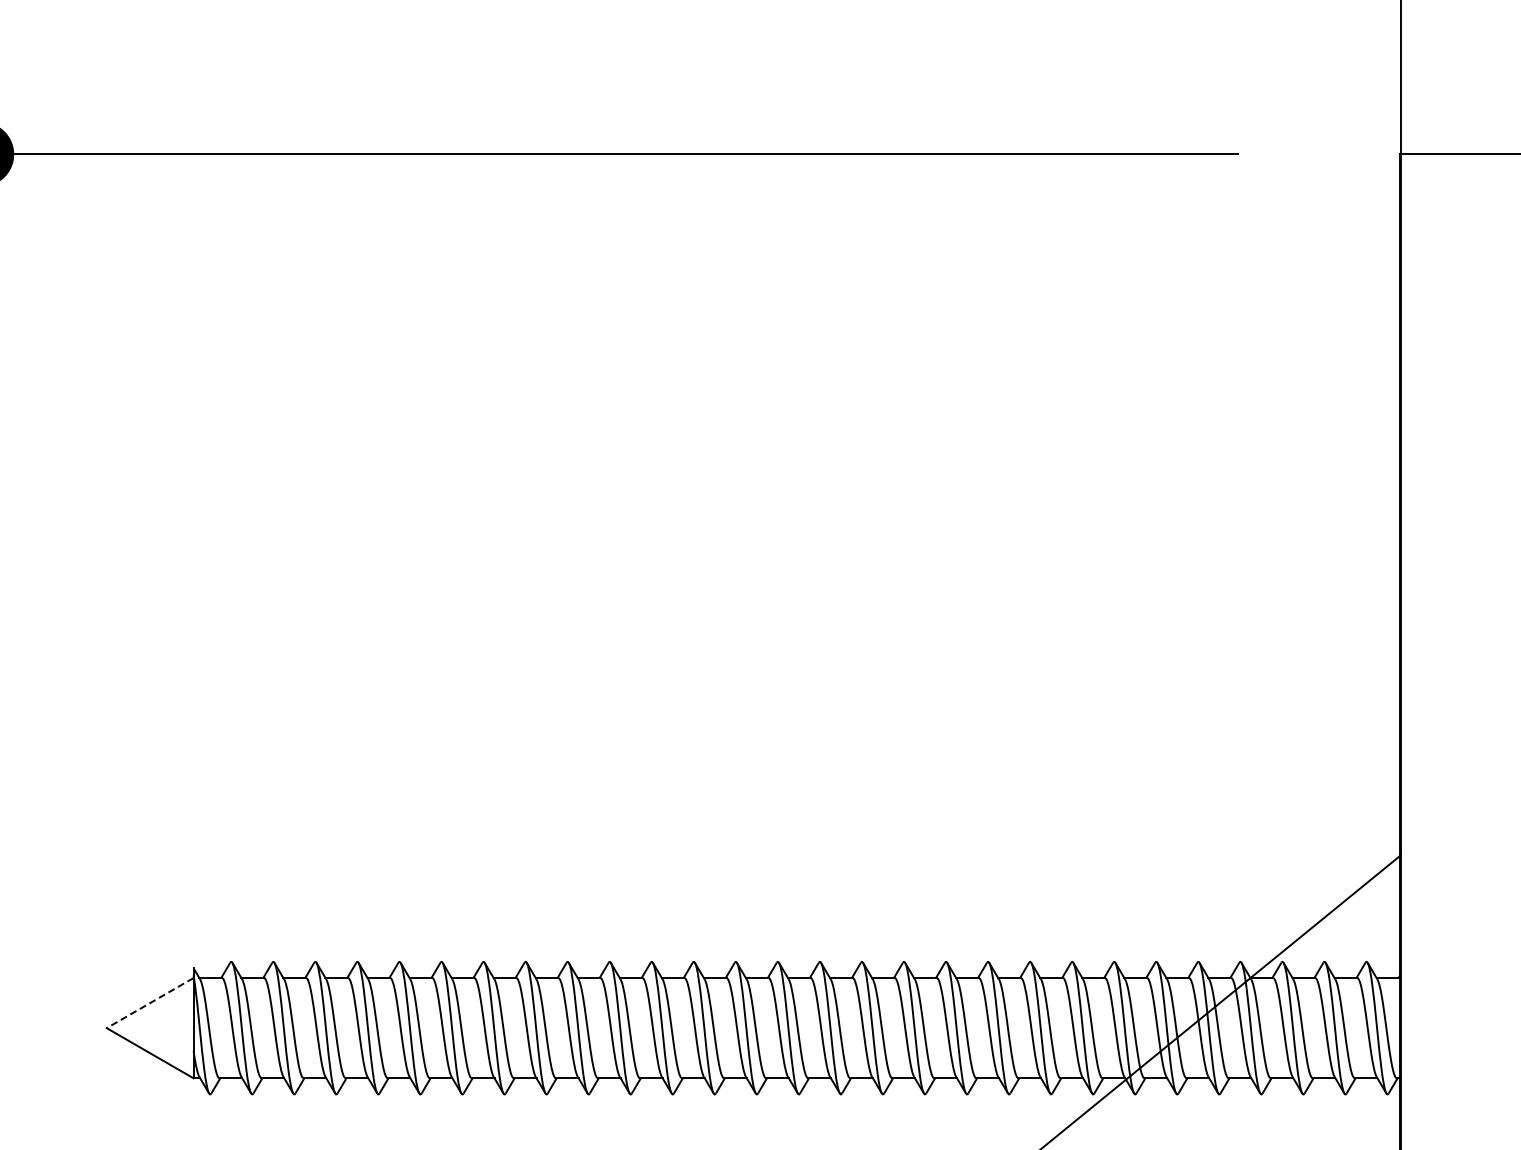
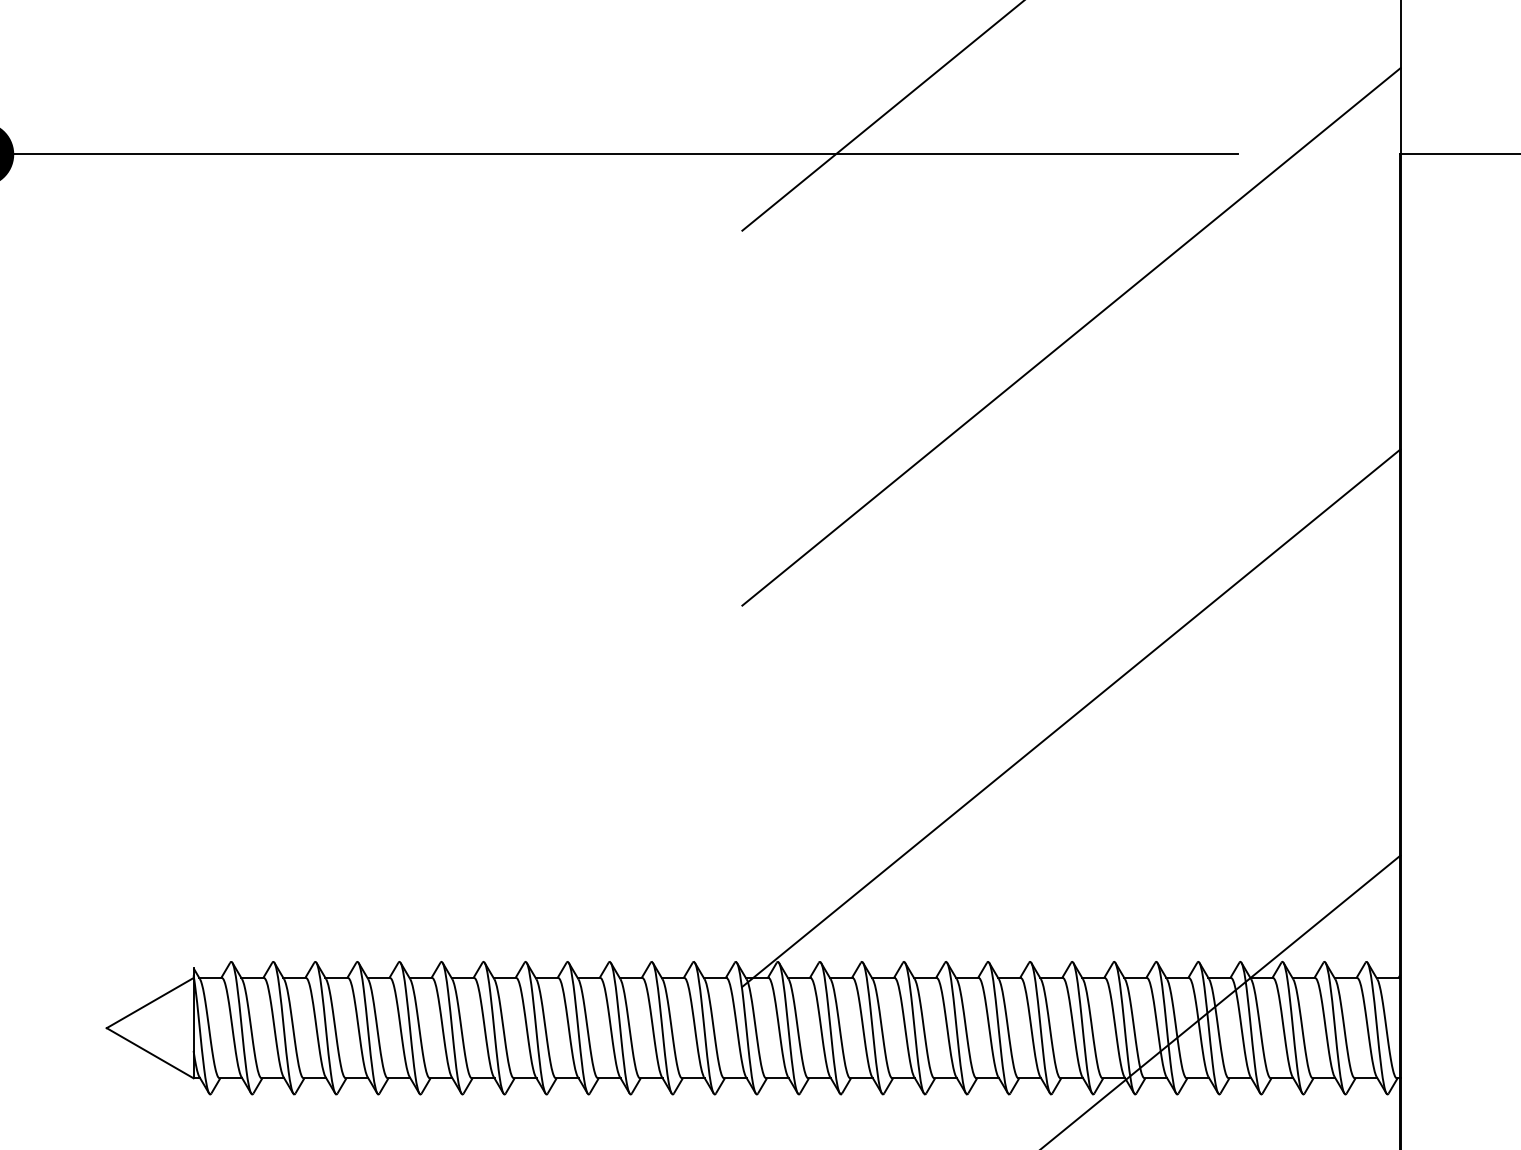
line: none -> present (882, 116)
line: none -> present (1071, 336)
line: none -> present (1071, 717)
line: dashed -> solid (149, 1003)
